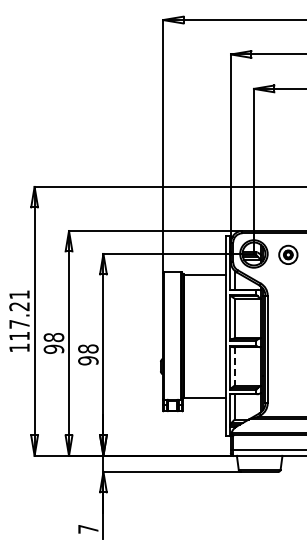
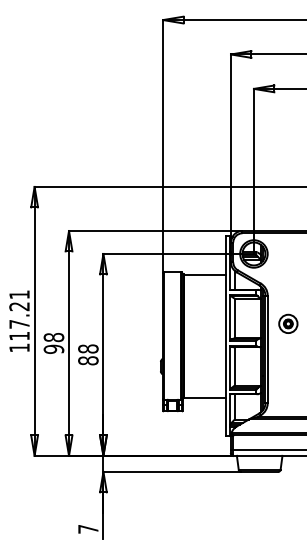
part position: (288, 254) -> (288, 323) (288, 323)
text: 98 -> 88 (88, 360)
line: dashed -> solid (234, 367)
